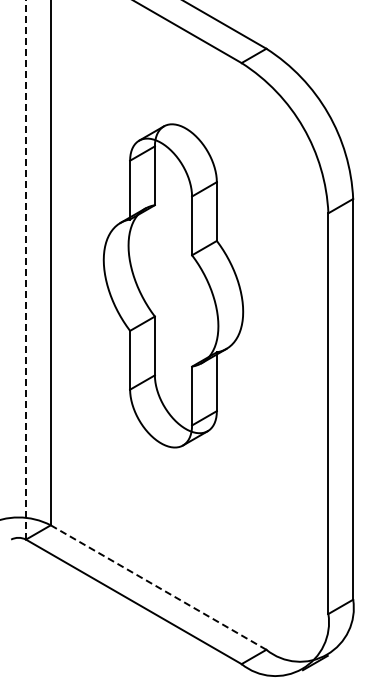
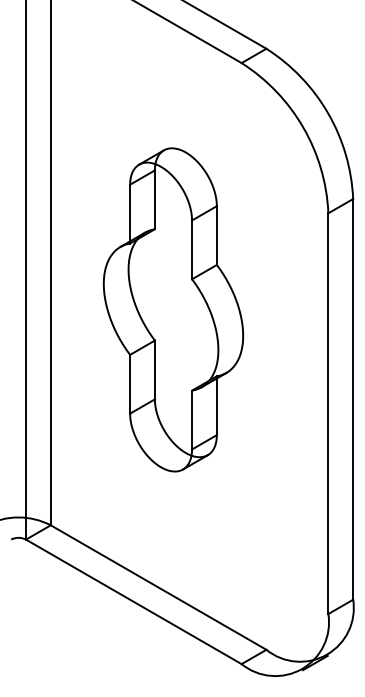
line: dashed -> solid (26, 270)
part position: (173, 285) -> (173, 309) (173, 309)
line: dashed -> solid (159, 587)
